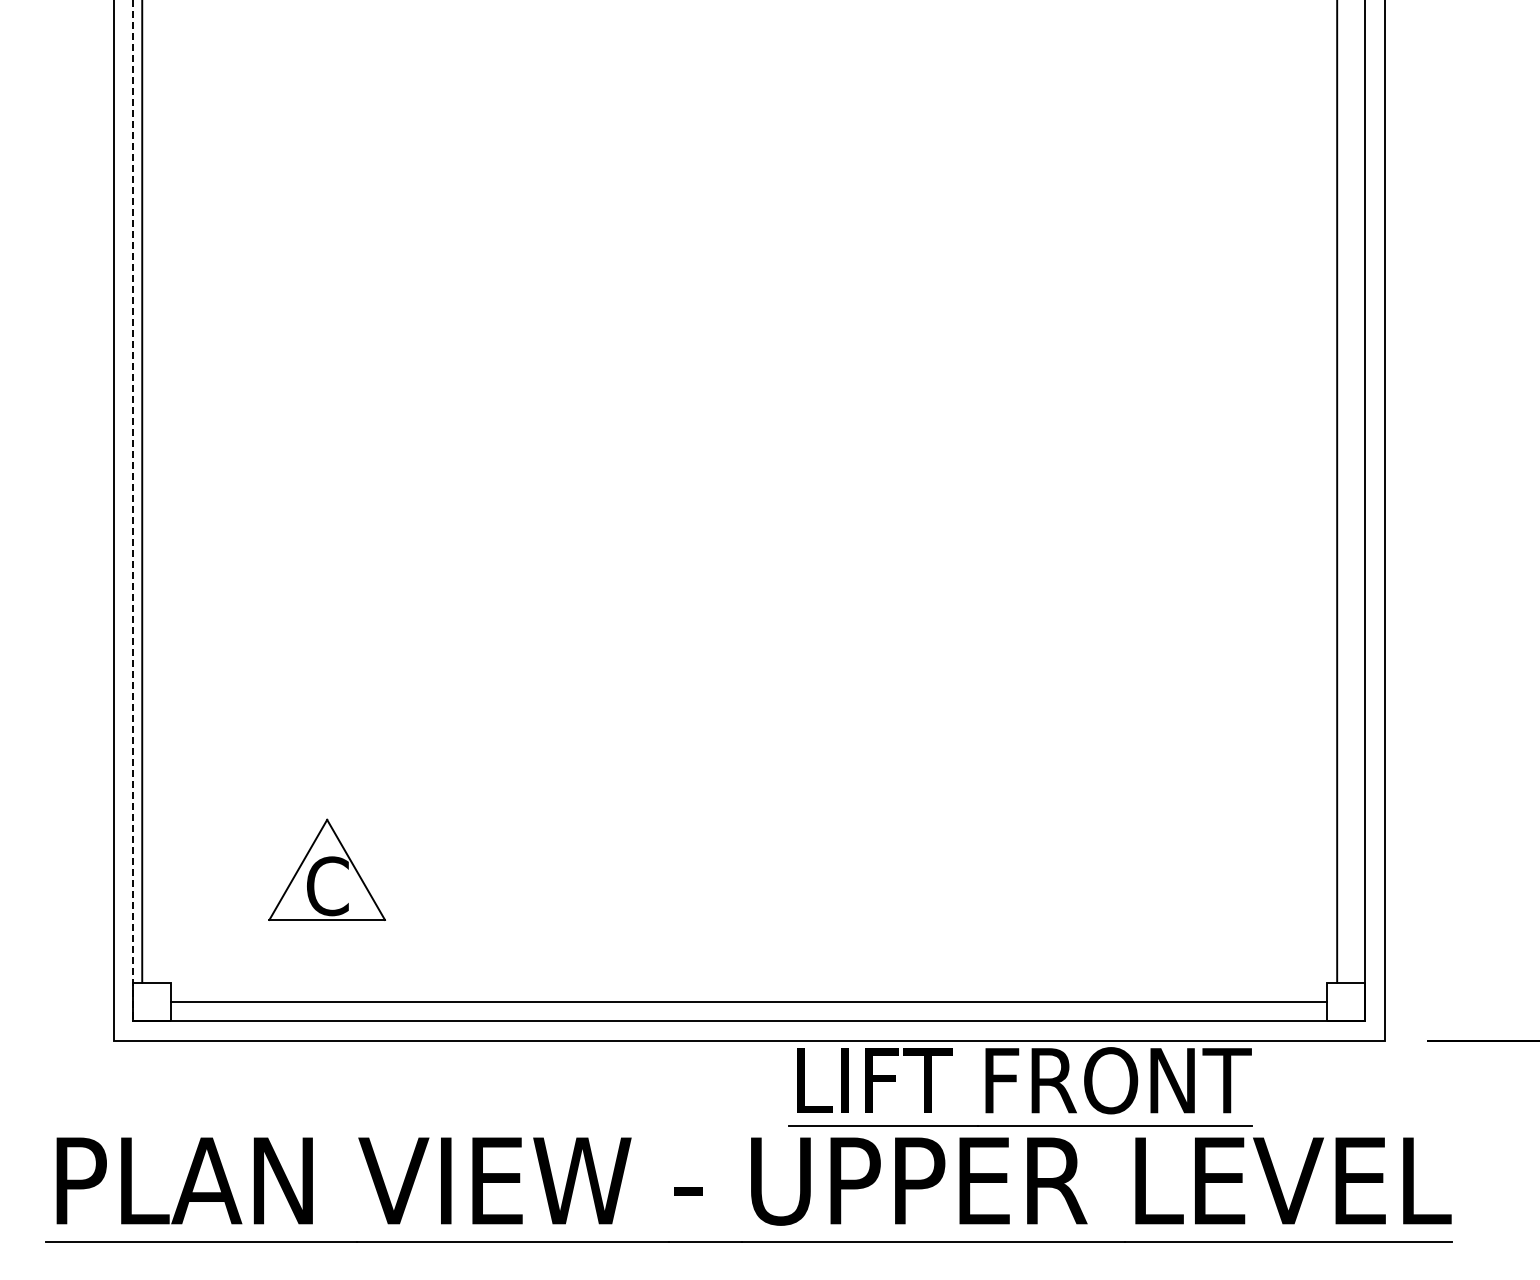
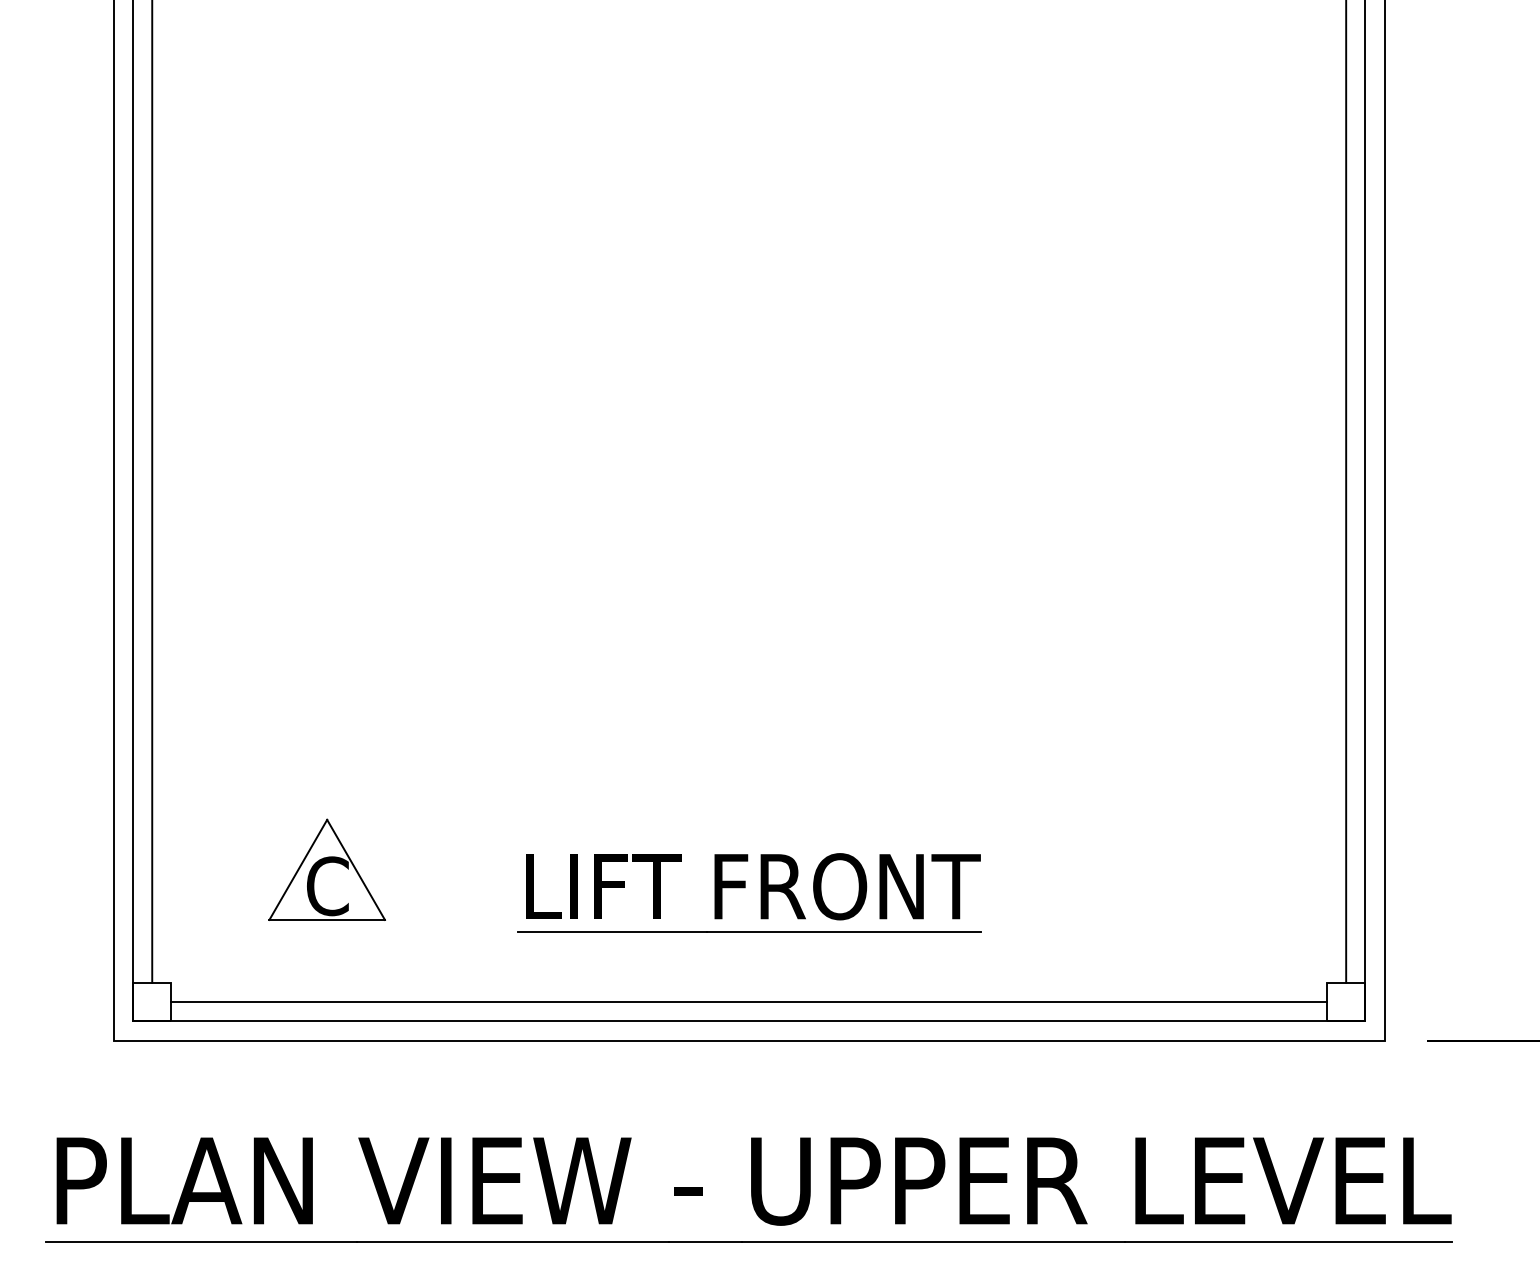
line position: (142, 492) -> (152, 492) (152, 492)
line position: (1337, 492) -> (1346, 492) (1346, 492)
line: dashed -> solid (132, 511)
part position: (1016, 1081) -> (745, 887) (745, 887)
